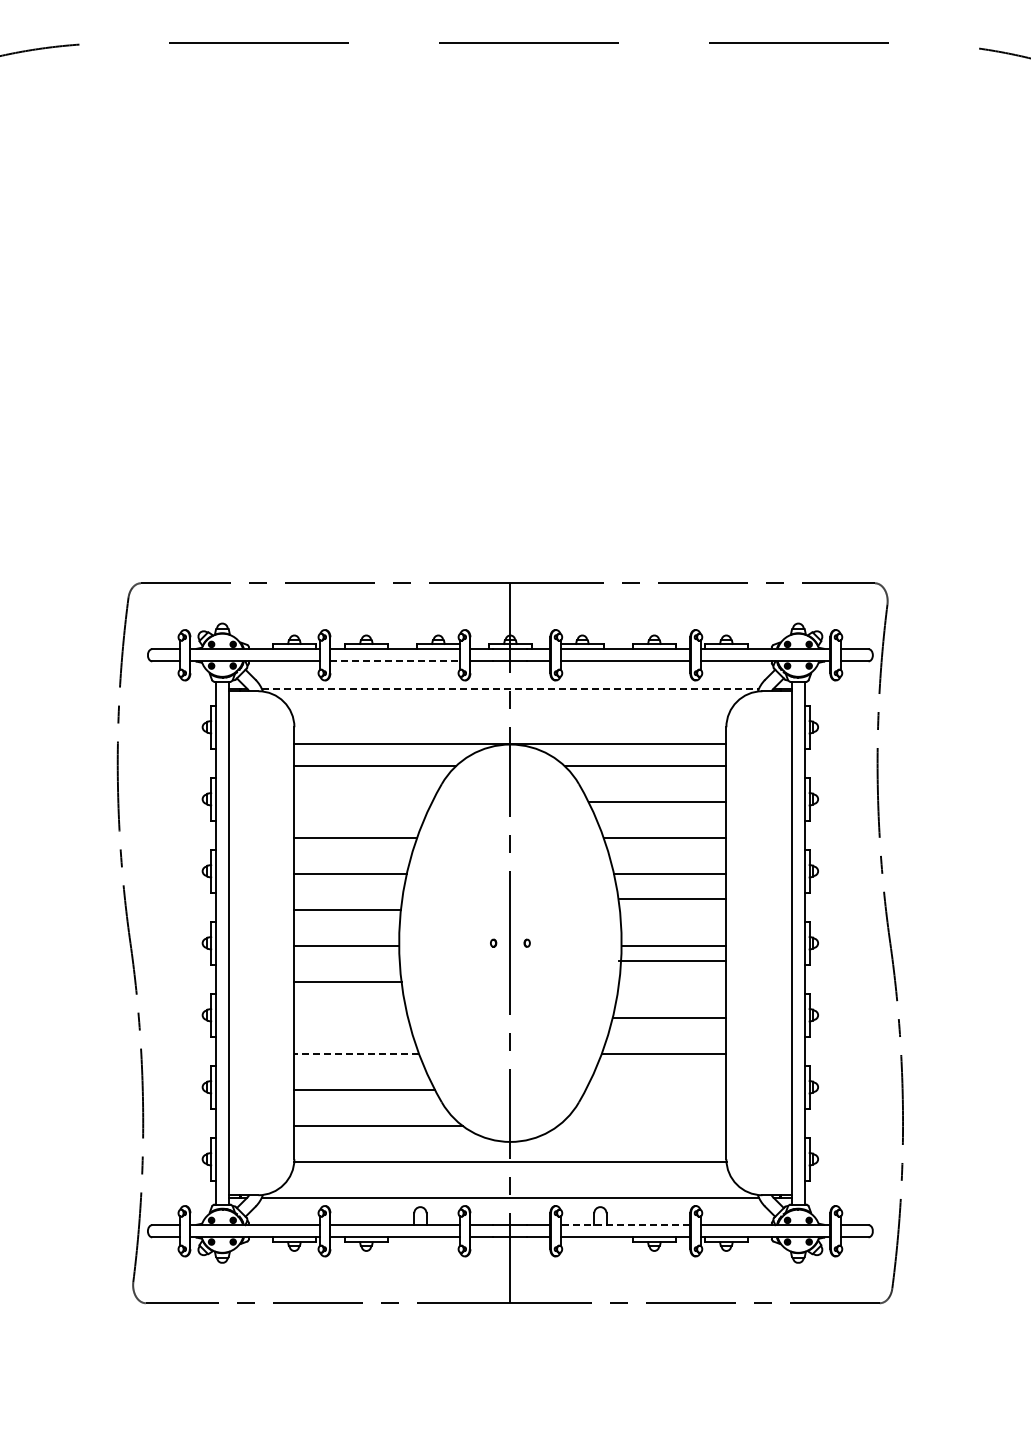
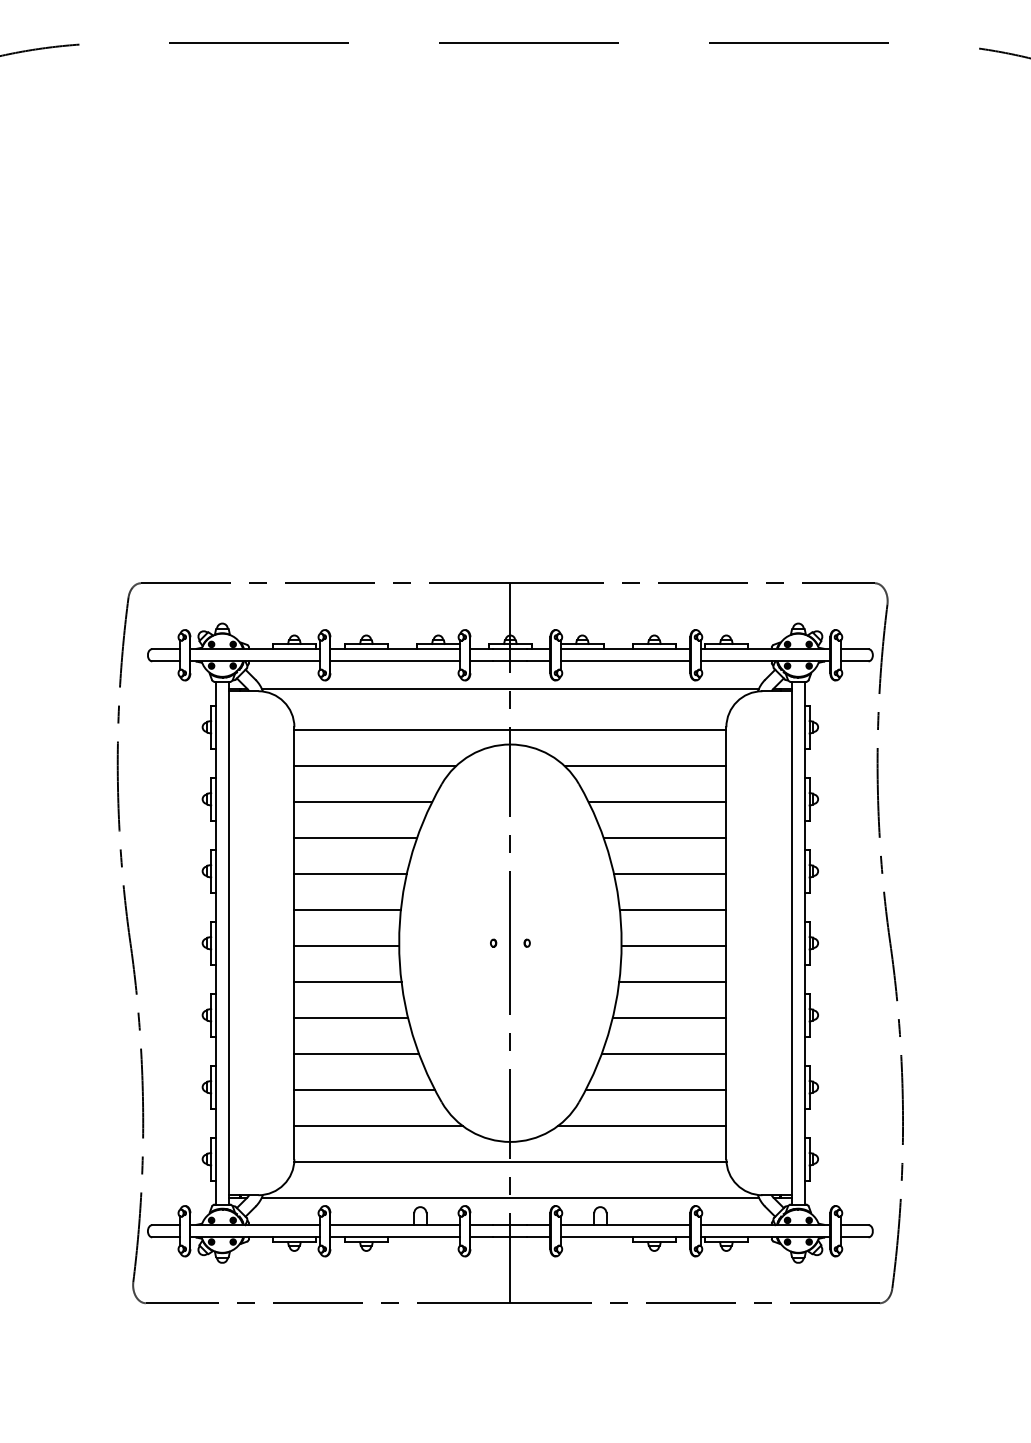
line: dashed -> solid (395, 661)
line: dashed -> solid (510, 688)
line position: (510, 743) -> (510, 729) (510, 729)
line: none -> present (363, 801)
line position: (672, 898) -> (672, 909) (672, 909)
line position: (672, 960) -> (672, 981) (672, 981)
line: none -> present (351, 1017)
line: dashed -> solid (356, 1053)
line: none -> present (655, 1089)
line: none -> present (642, 1125)
line: dashed -> solid (625, 1225)
